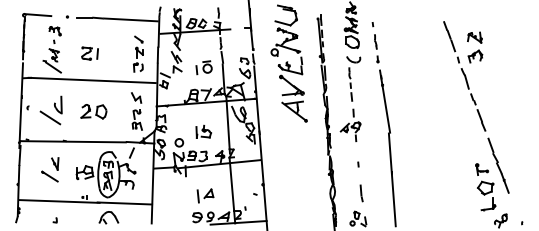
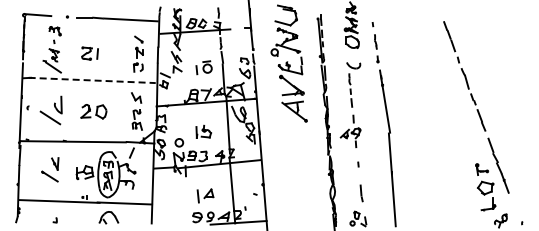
part: present -> none (475, 47)
line: solid -> dashed (92, 80)
part position: (350, 98) -> (350, 104) (350, 104)
